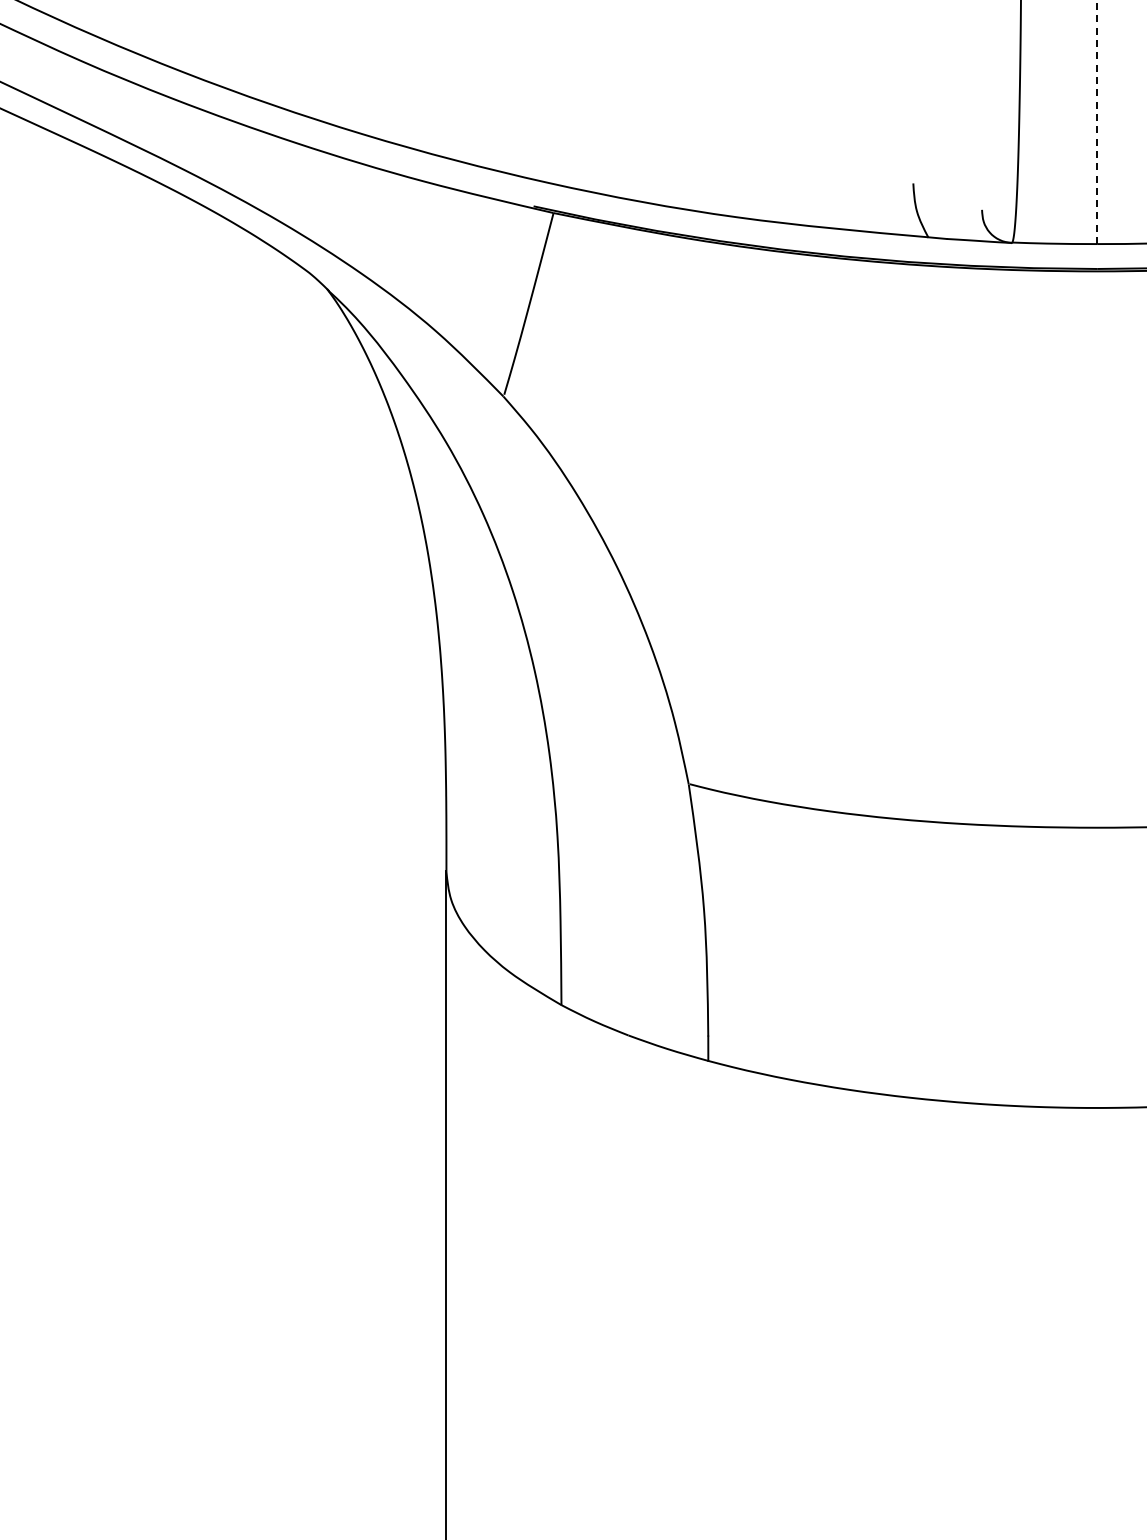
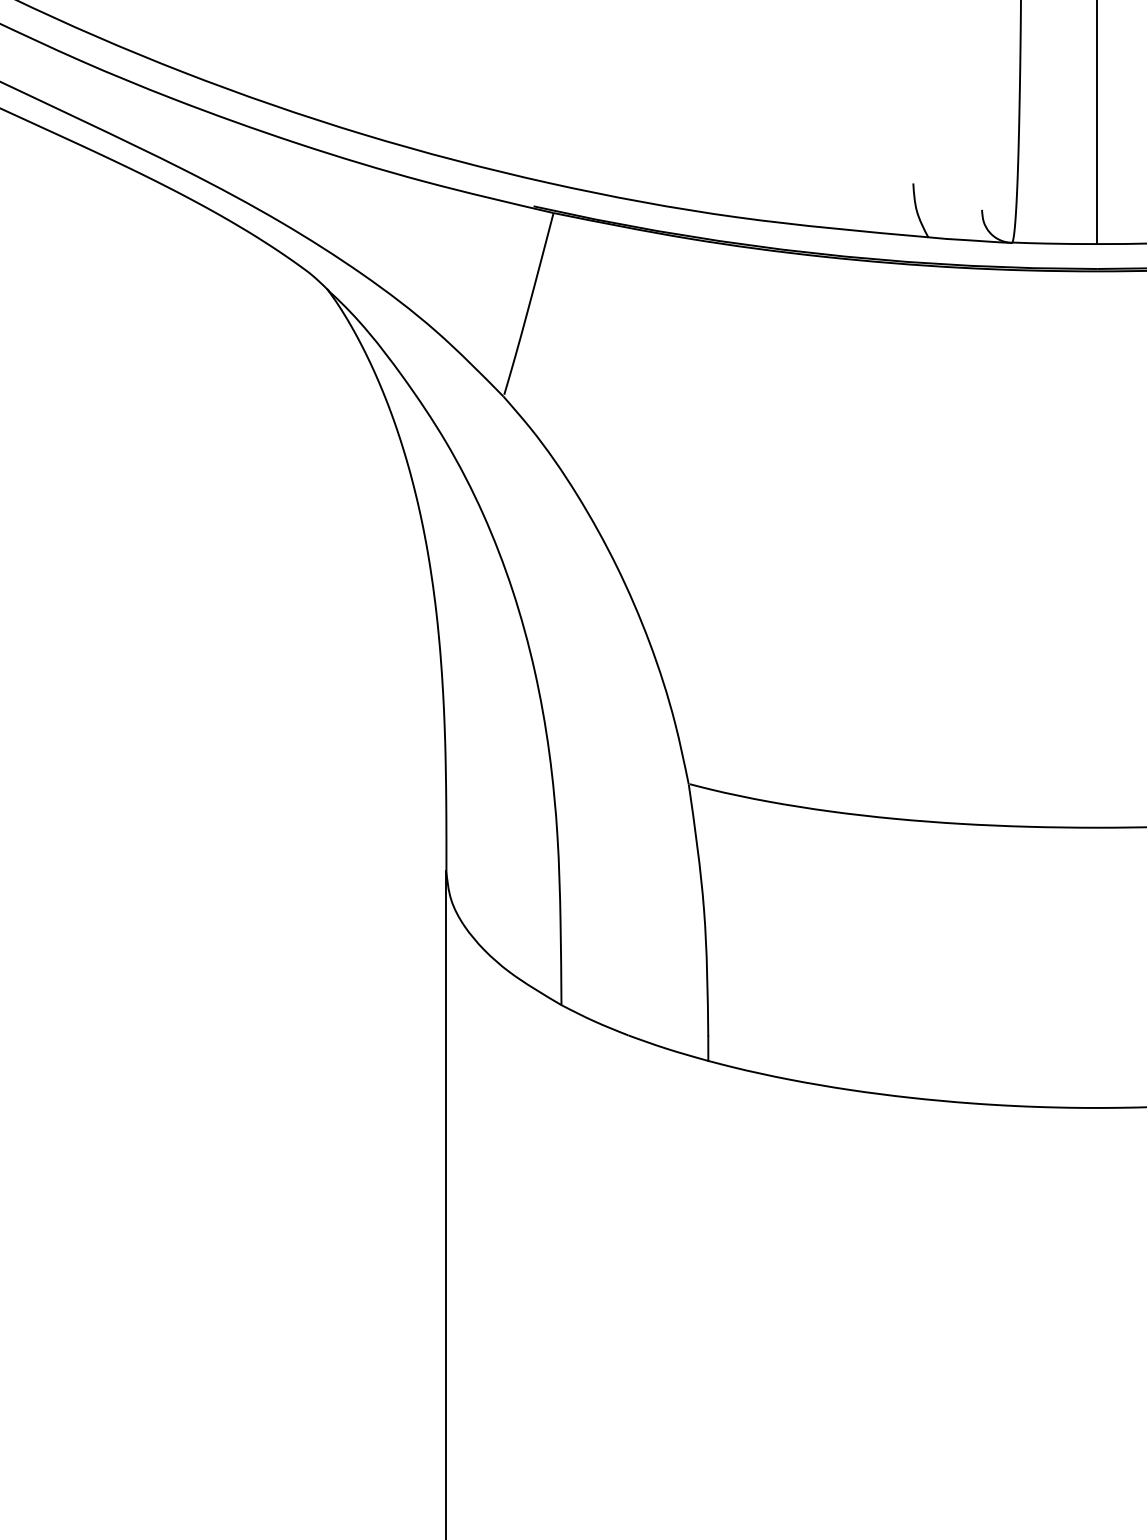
line: dashed -> solid (1097, 122)
